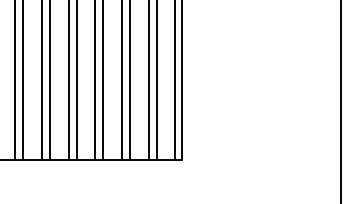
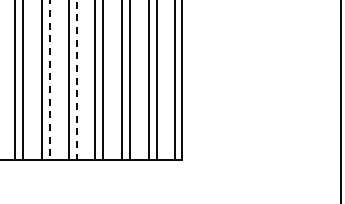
line: solid -> dashed (50, 79)
line: solid -> dashed (76, 79)
